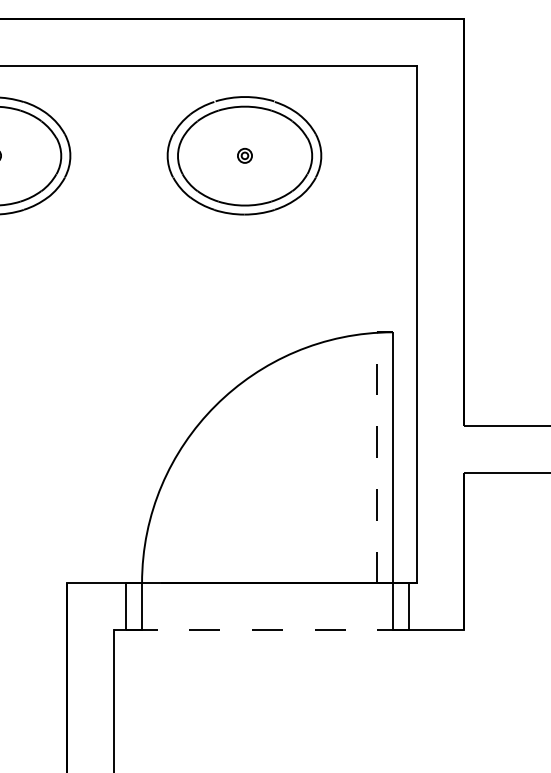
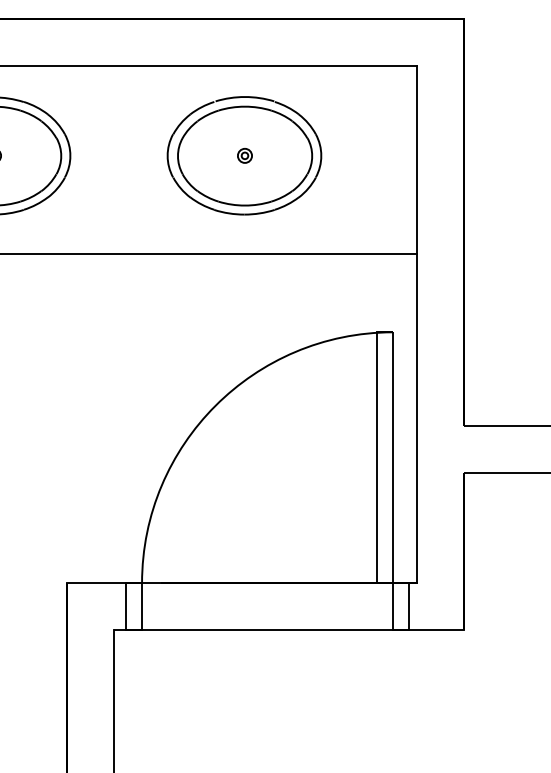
line: none -> present (209, 253)
line: dashed -> solid (377, 449)
line: dashed -> solid (267, 630)
